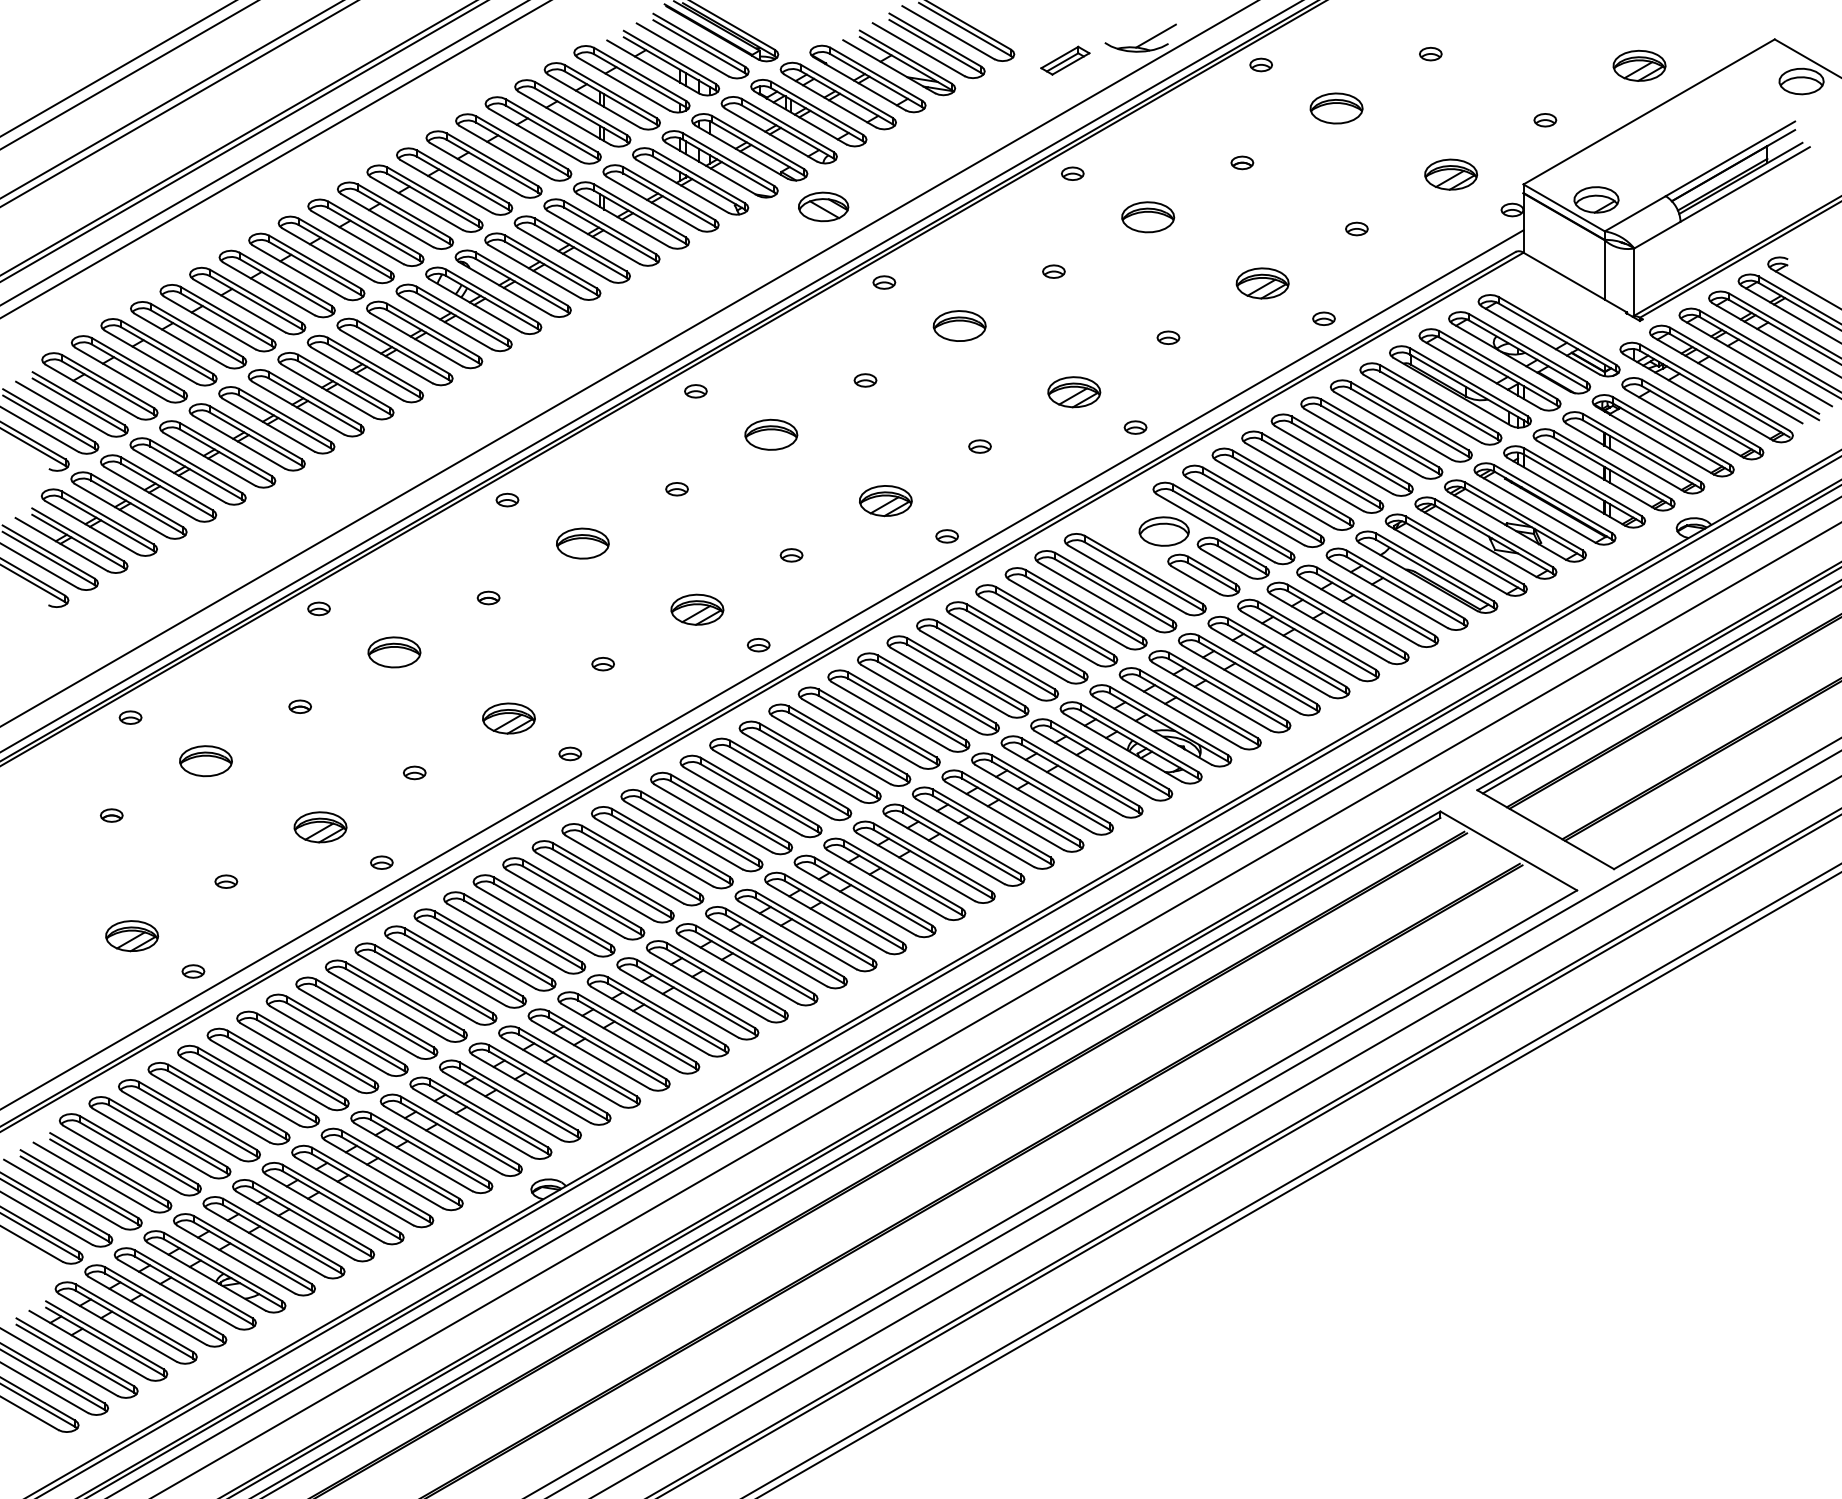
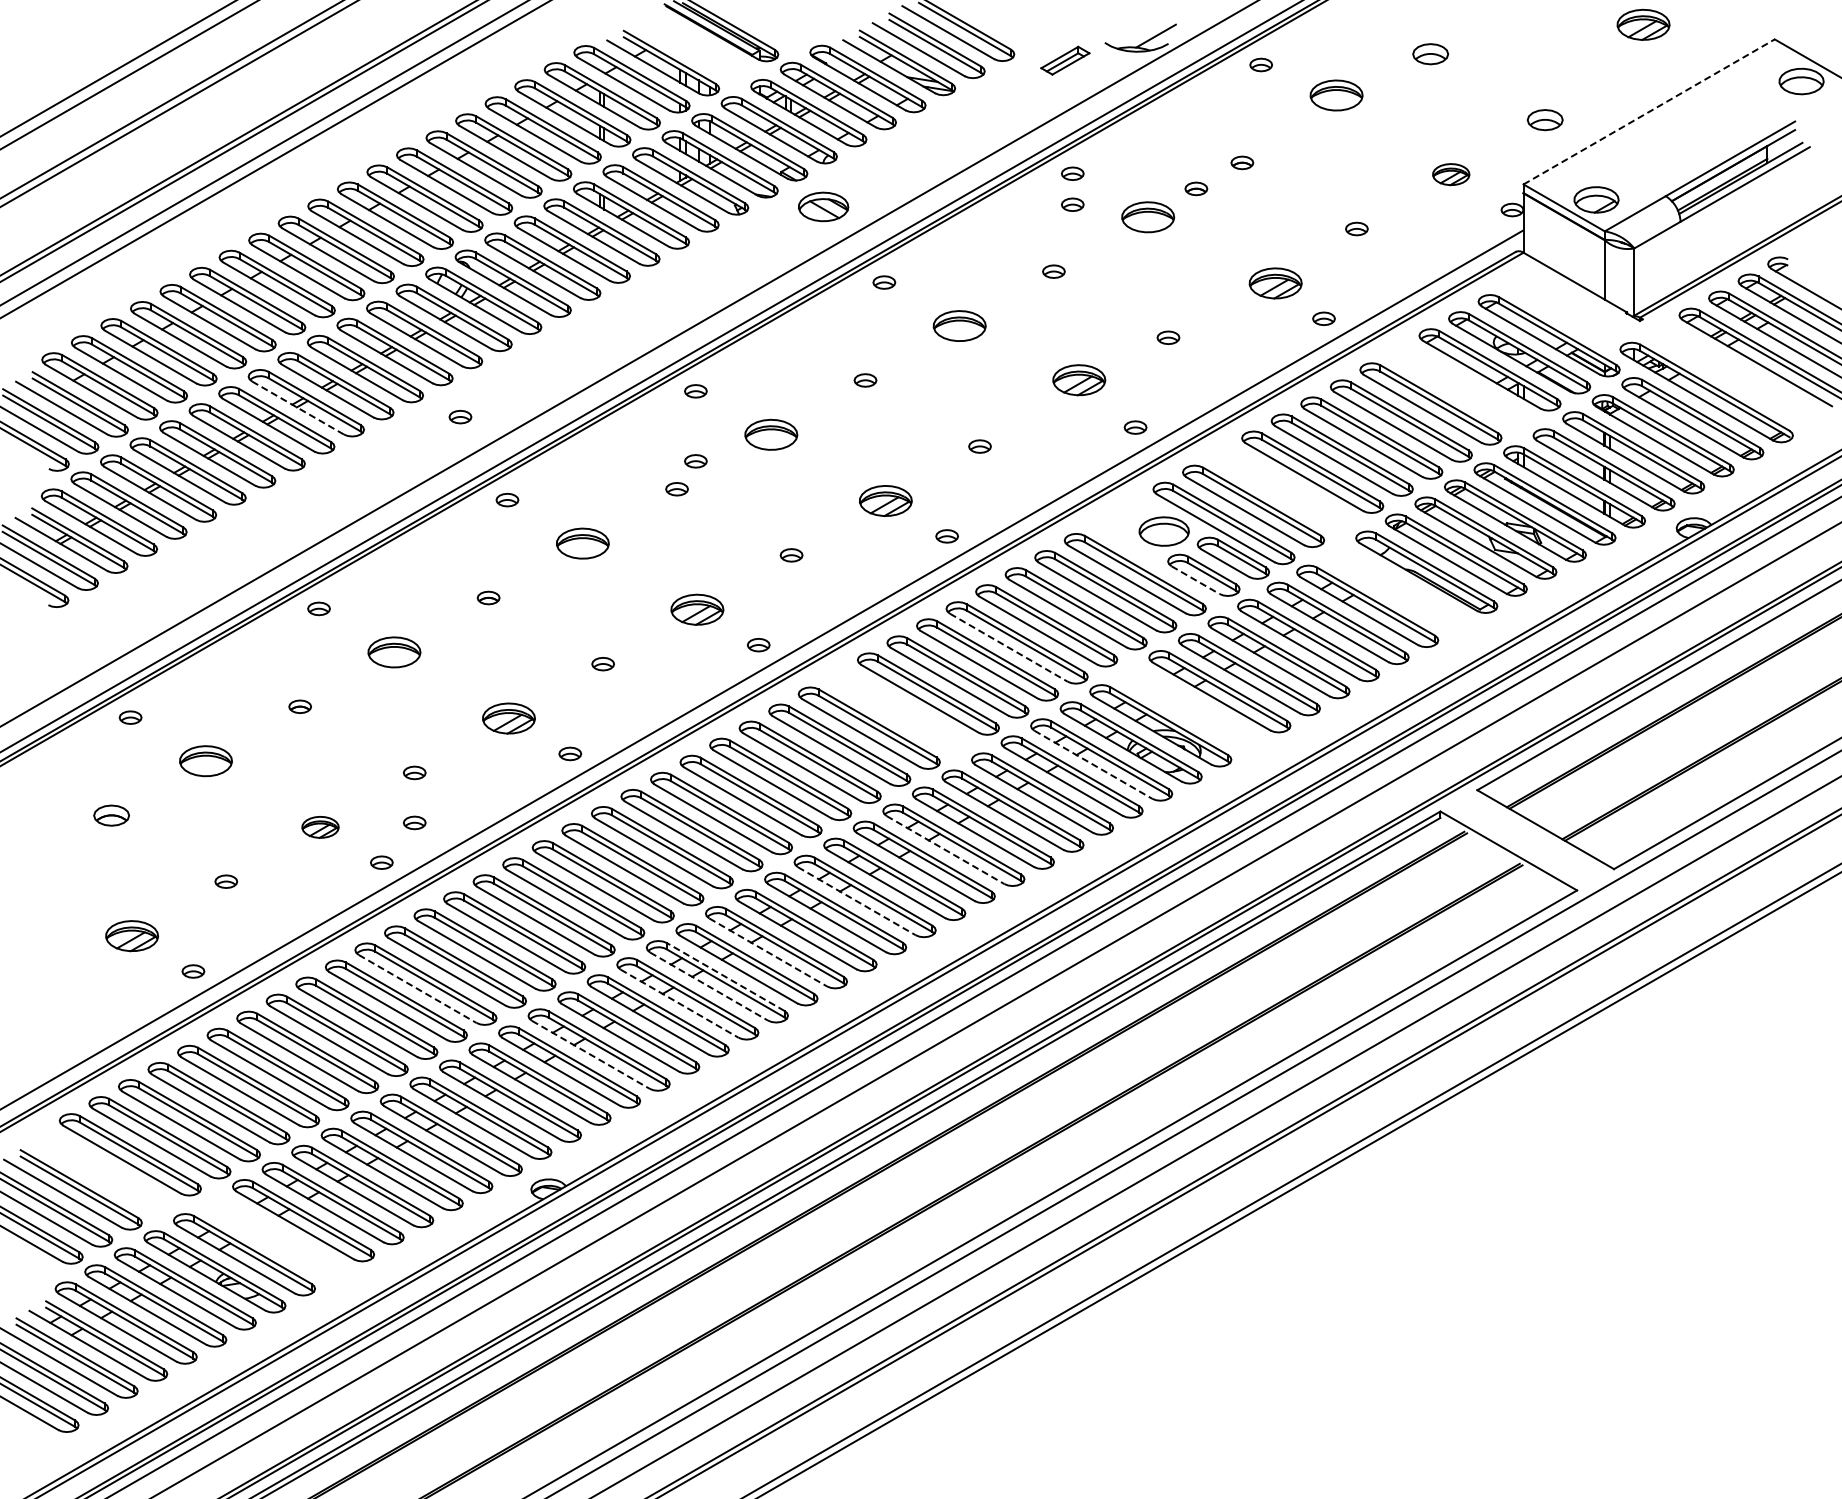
part: present -> none (692, 45)
part size: 24x16 px -> 38x23 px (1430, 54)
part position: (1639, 65) -> (1643, 24) (1643, 24)
part position: (1336, 108) -> (1336, 95) (1336, 95)
line: solid -> dashed (1649, 111)
part size: 25x15 px -> 38x23 px (1544, 120)
part size: 55x33 px -> 39x24 px (1451, 174)
part: none -> present (1196, 188)
part: none -> present (1072, 204)
part position: (1262, 283) -> (1275, 283) (1275, 283)
part: present -> none (1734, 374)
part: present -> none (1460, 386)
part position: (1074, 392) -> (1079, 380) (1079, 380)
line: solid -> dashed (298, 408)
part: none -> present (460, 416)
part: none -> present (695, 461)
part: present -> none (1282, 488)
line: solid -> dashed (1195, 580)
part: present -> none (1396, 588)
line: solid -> dashed (1008, 647)
line: present -> none (1660, 690)
part: present -> none (1189, 708)
part: present -> none (898, 710)
line: solid -> dashed (1093, 764)
part size: 24x15 px -> 38x23 px (111, 815)
part: none -> present (414, 822)
part size: 55x33 px -> 39x23 px (320, 827)
line: solid -> dashed (945, 850)
line: solid -> dashed (856, 901)
line: solid -> dashed (768, 952)
line: solid -> dashed (725, 976)
line: solid -> dashed (709, 986)
line: solid -> dashed (417, 988)
line: solid -> dashed (679, 1003)
line: solid -> dashed (590, 1054)
part: present -> none (102, 1172)
part: present -> none (273, 1237)
